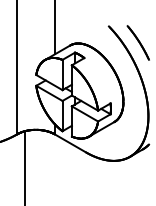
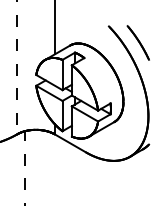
line: solid -> dashed (17, 67)
line: solid -> dashed (25, 168)
